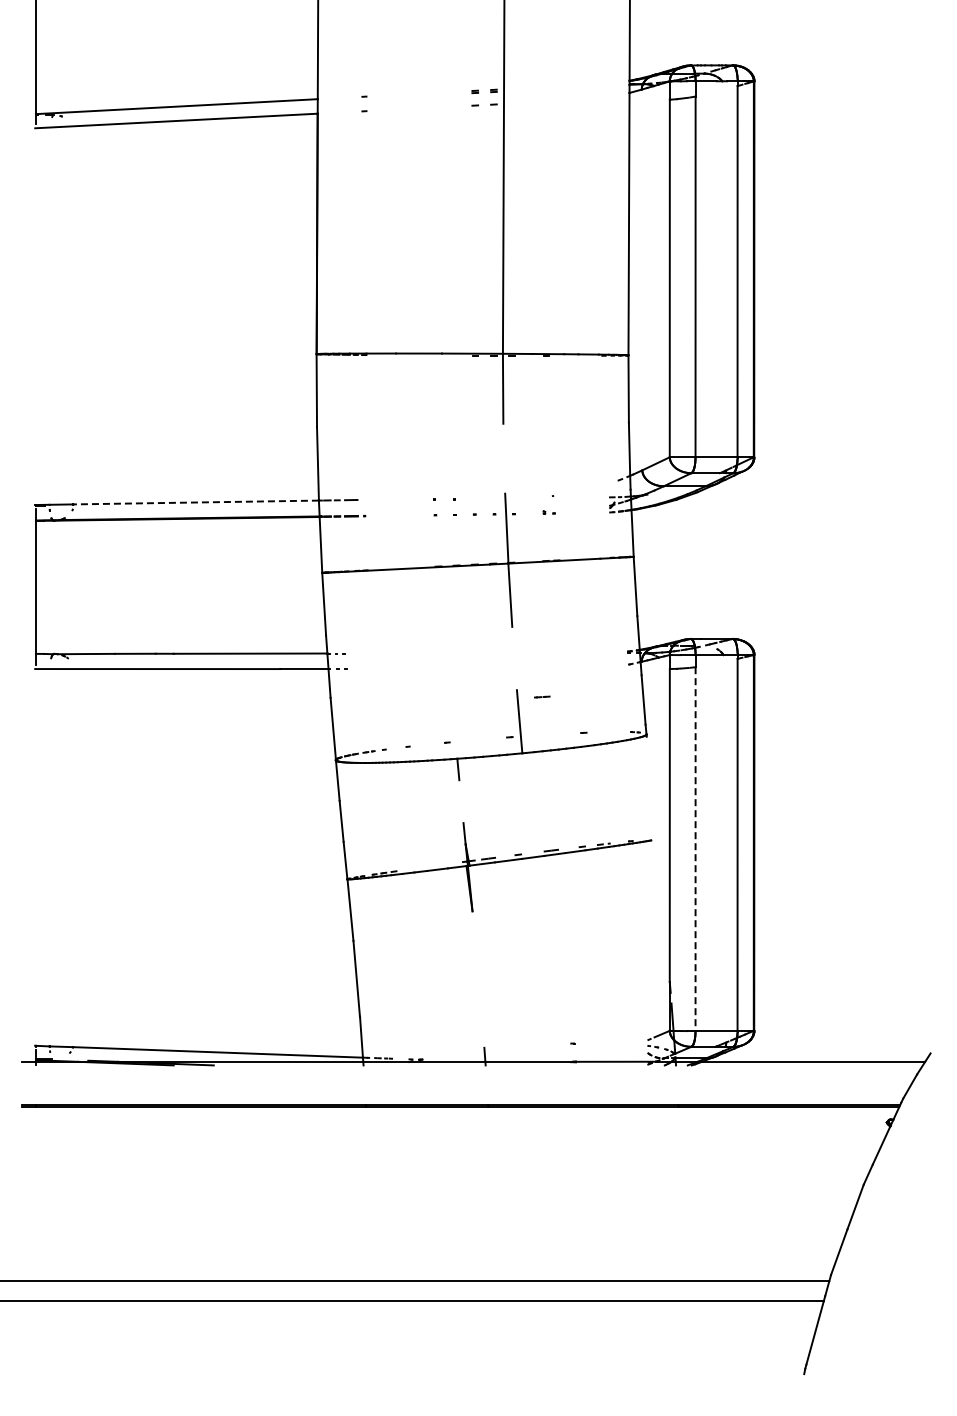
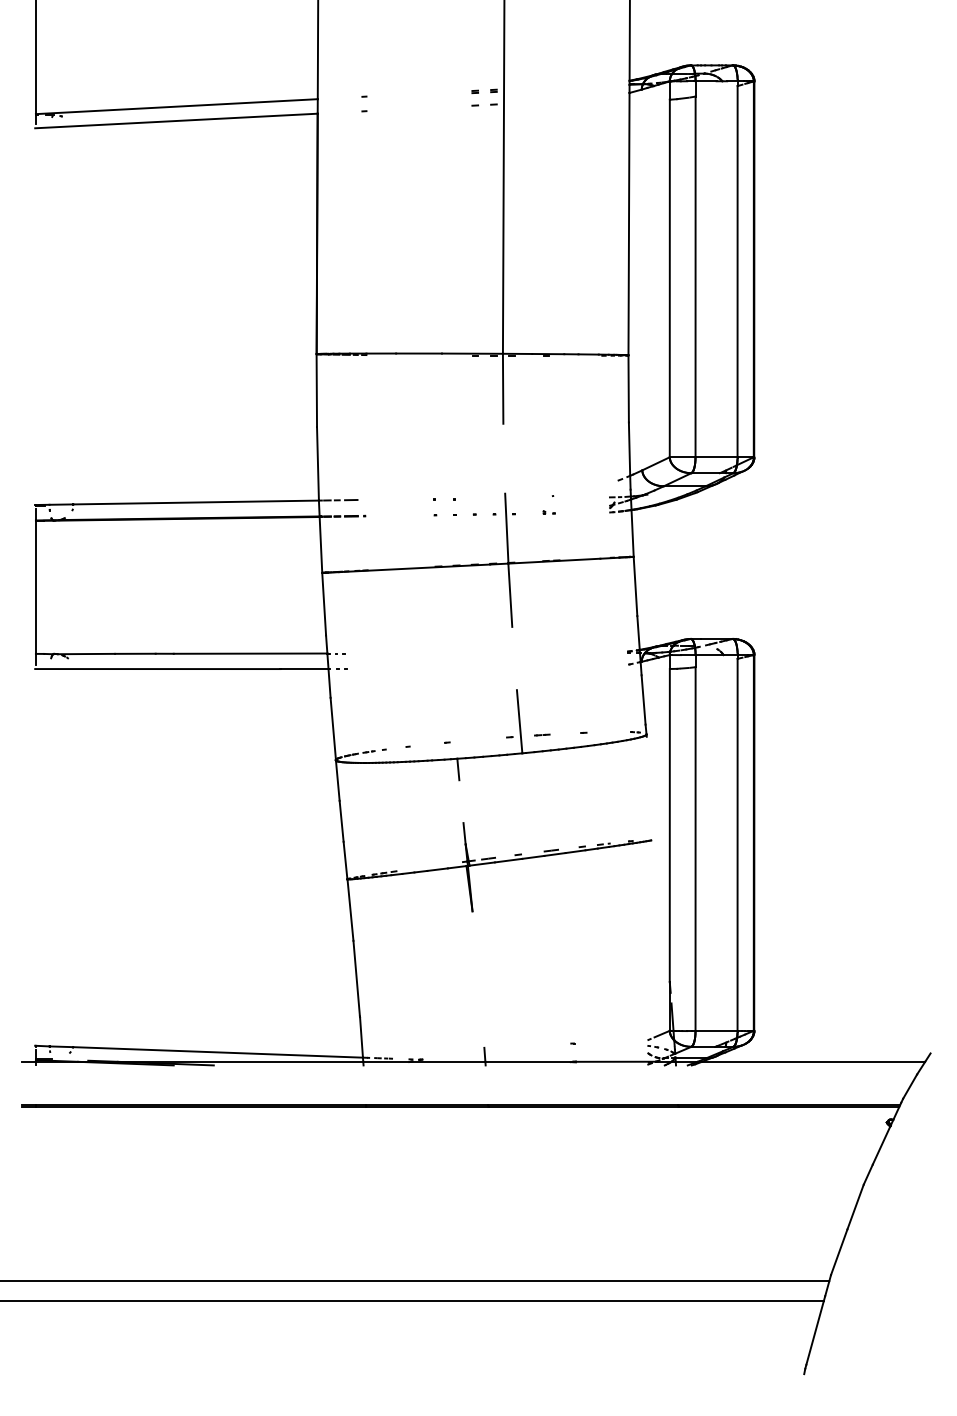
line: dashed -> solid (196, 502)
line position: (542, 696) -> (542, 734) (542, 734)
line: dashed -> solid (695, 849)
